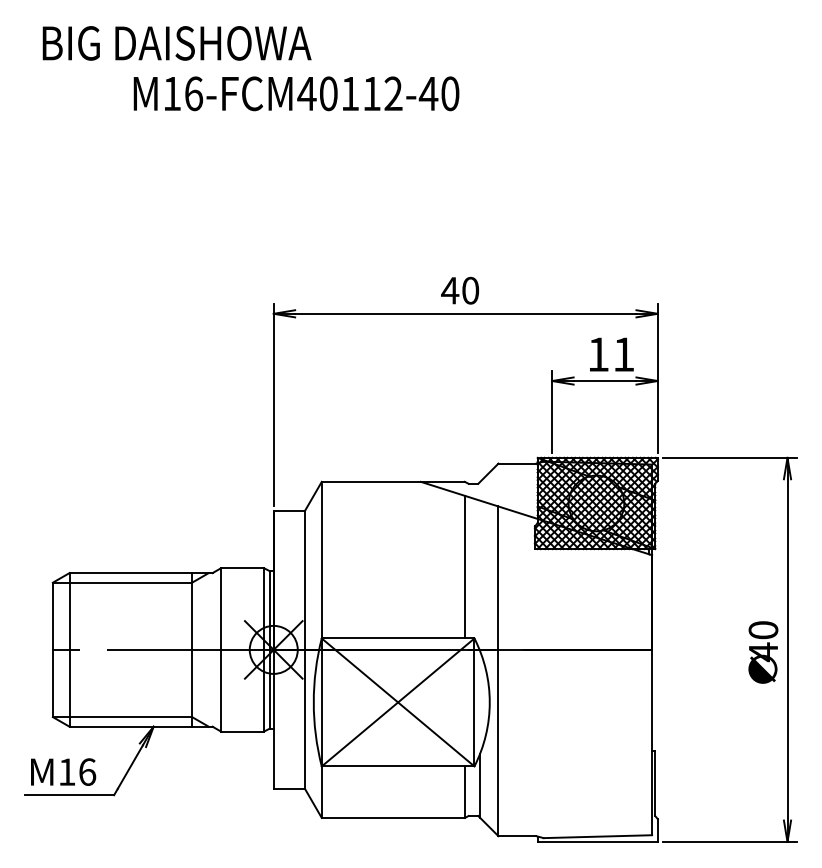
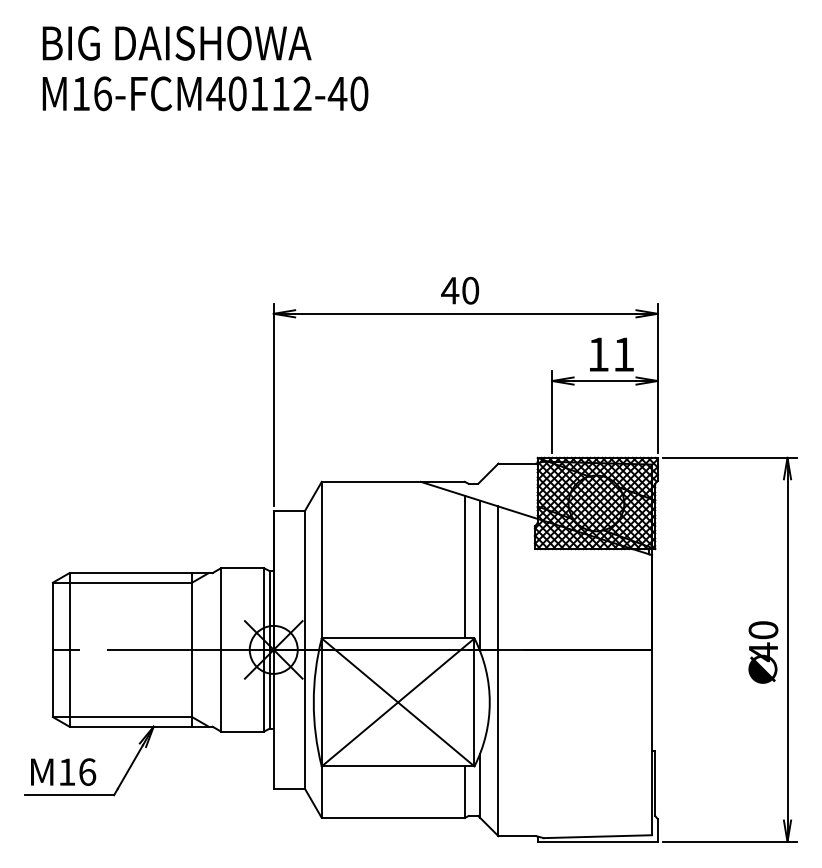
text position: (296, 93) -> (205, 93) (205, 93)
line: none -> present (480, 575)
